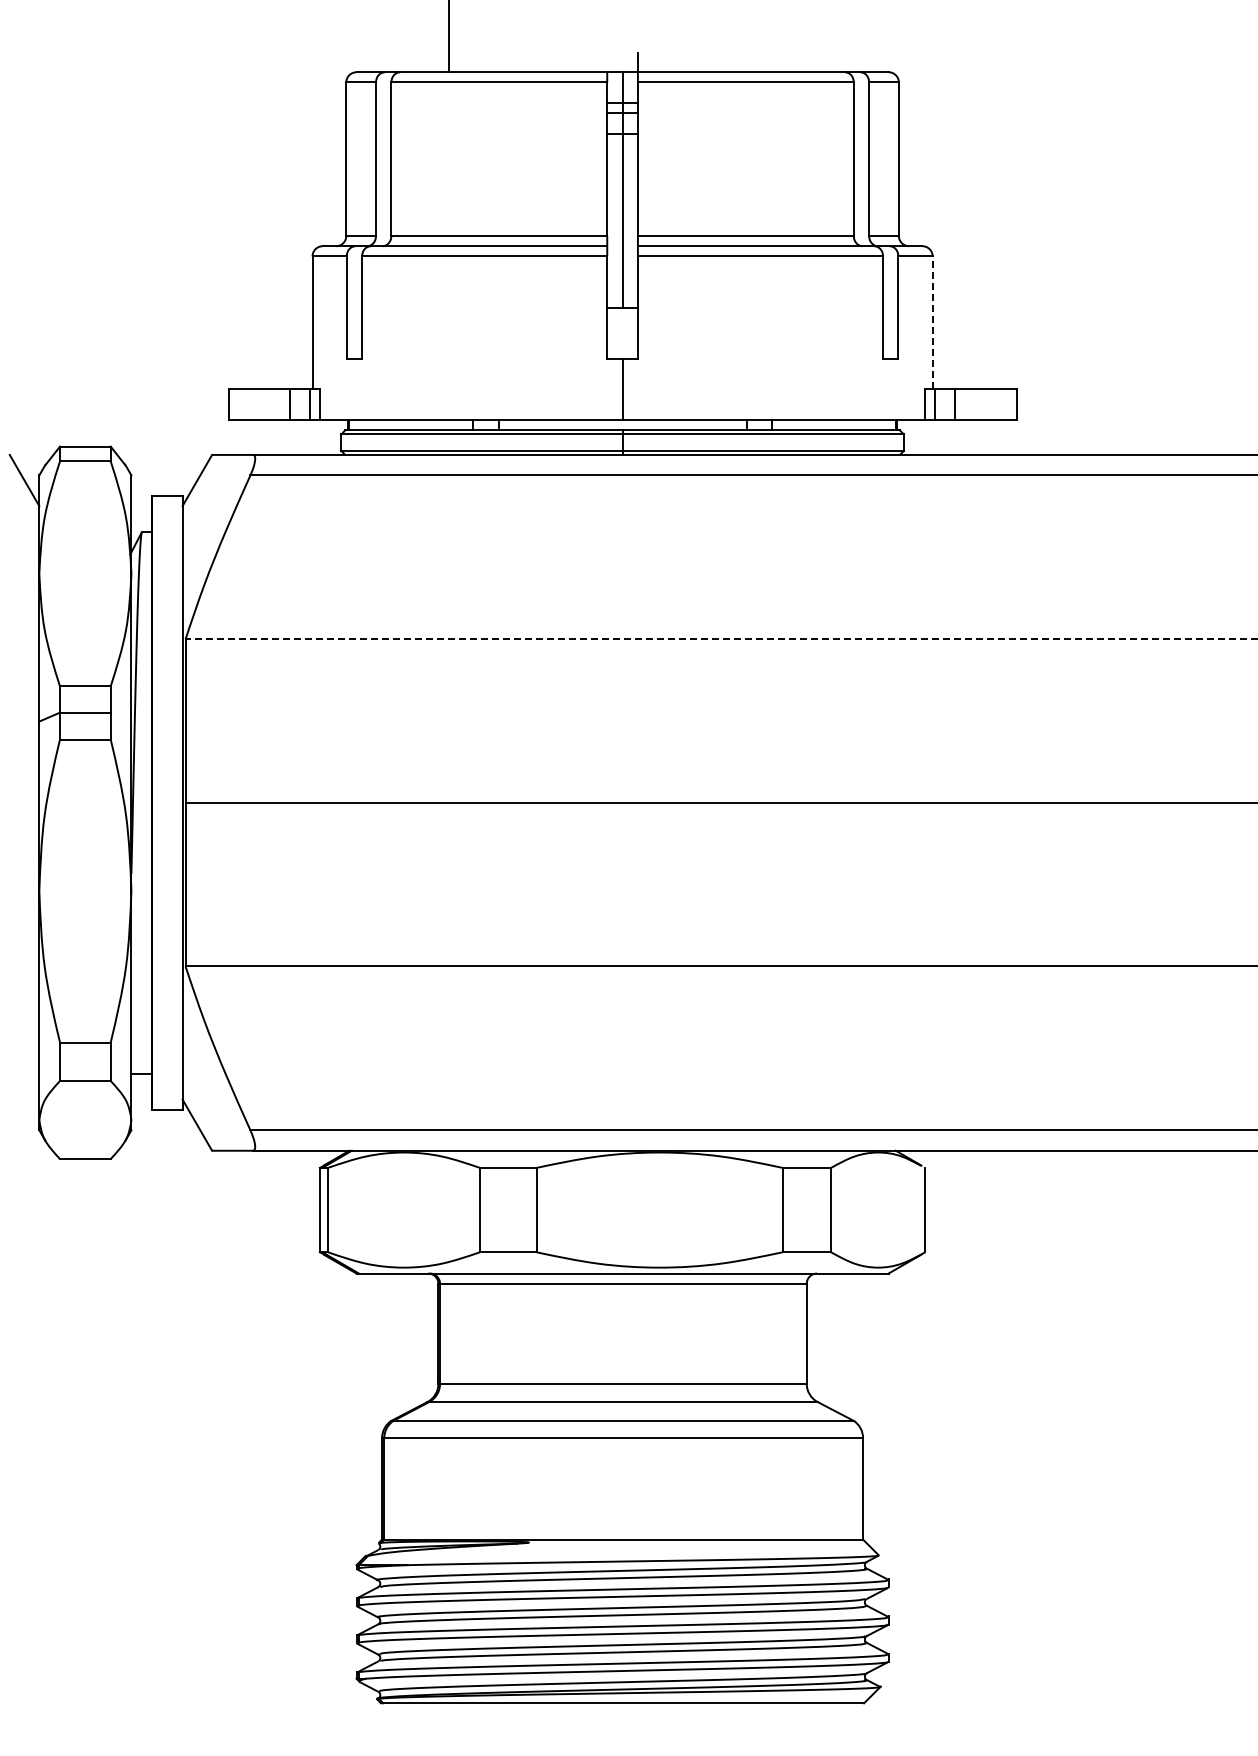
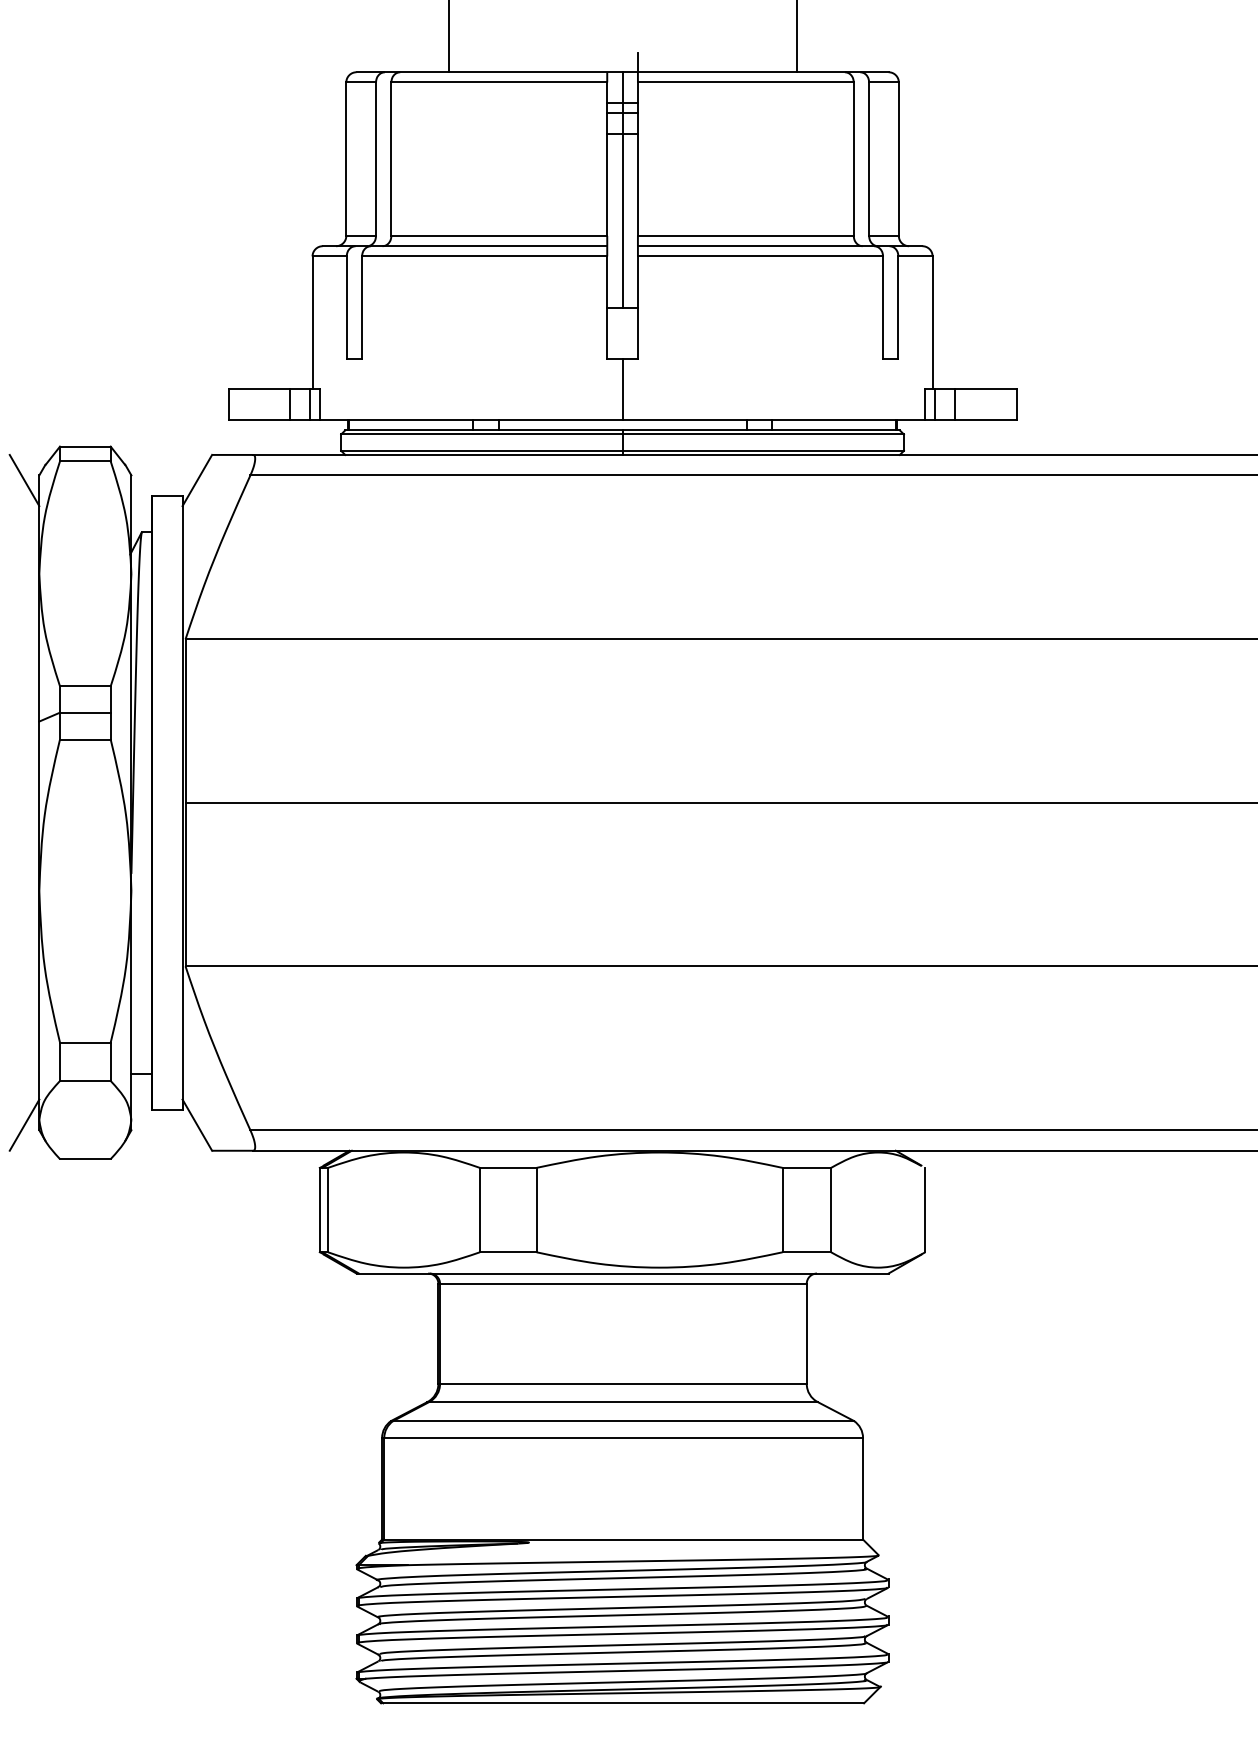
line: none -> present (796, 37)
line: dashed -> solid (932, 322)
line: dashed -> solid (721, 639)
line: none -> present (24, 1124)
